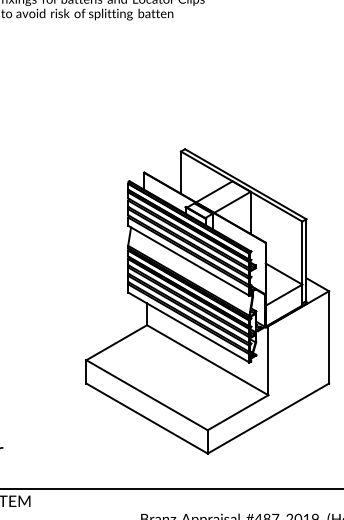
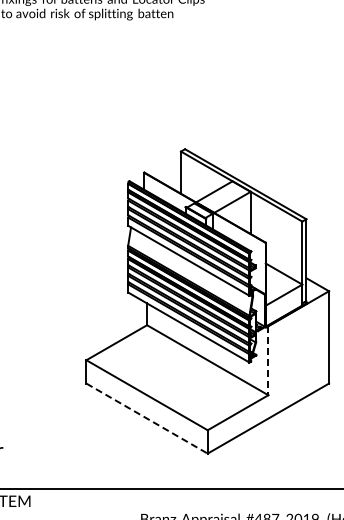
line: solid -> dashed (268, 361)
line: solid -> dashed (147, 418)
